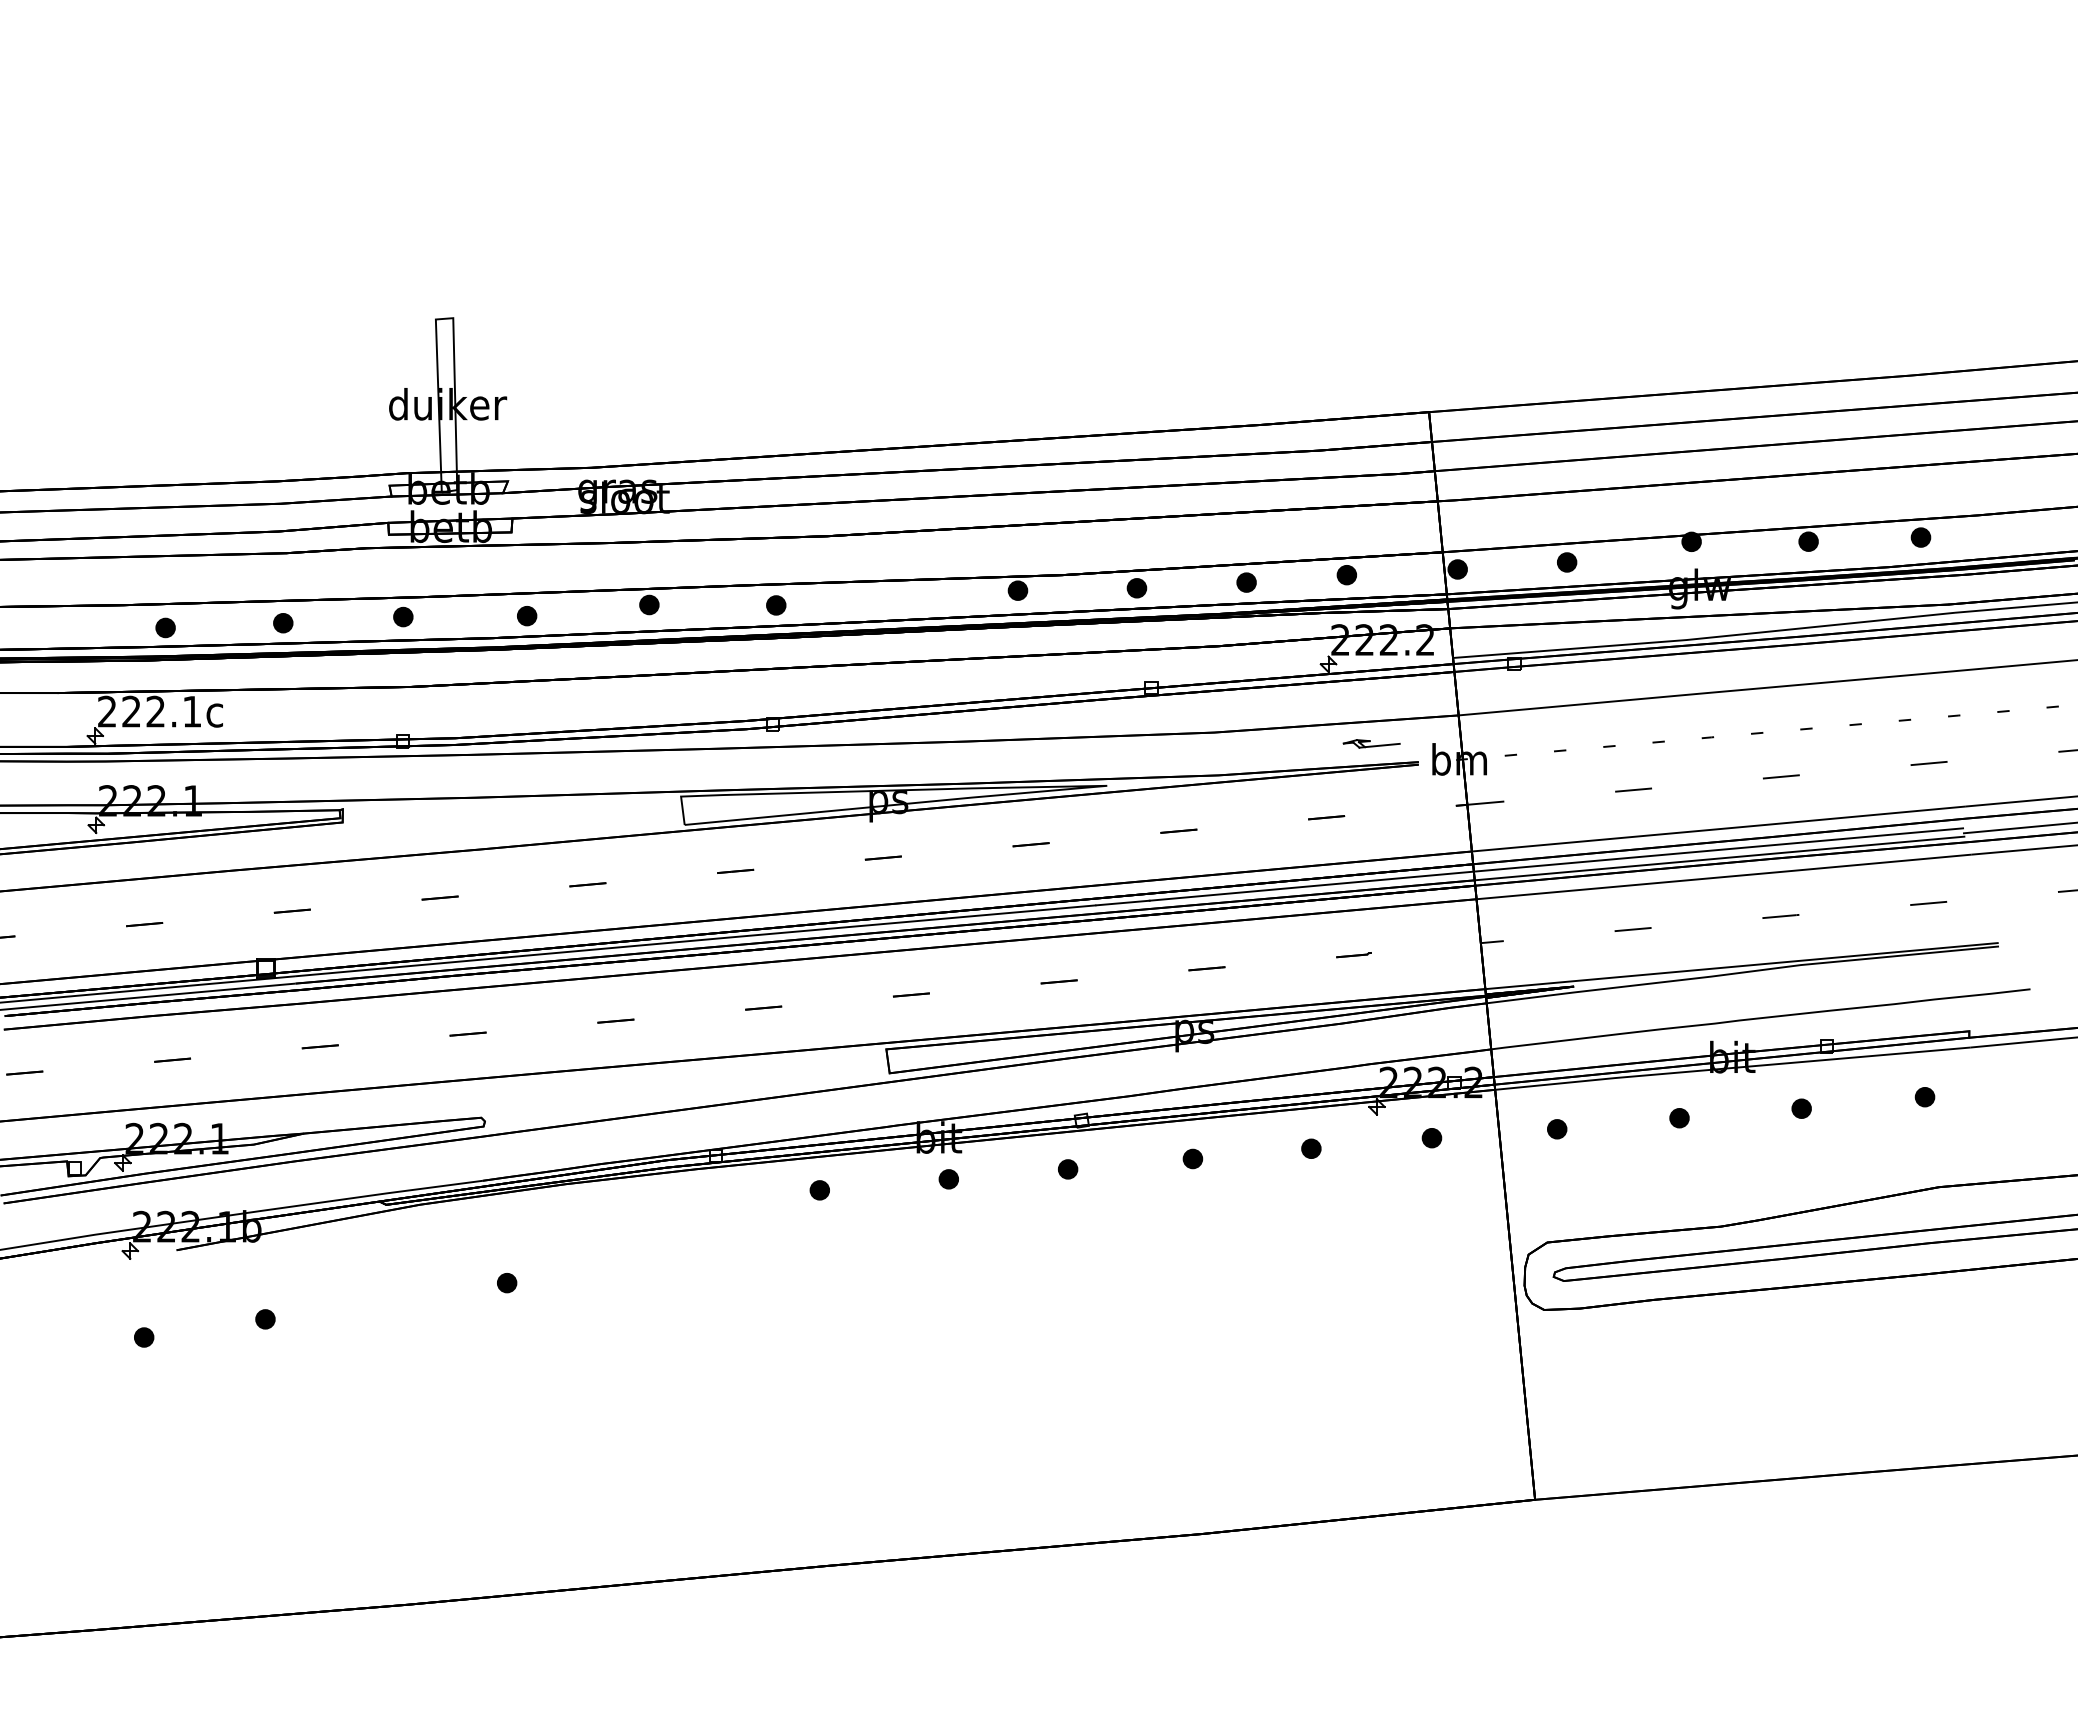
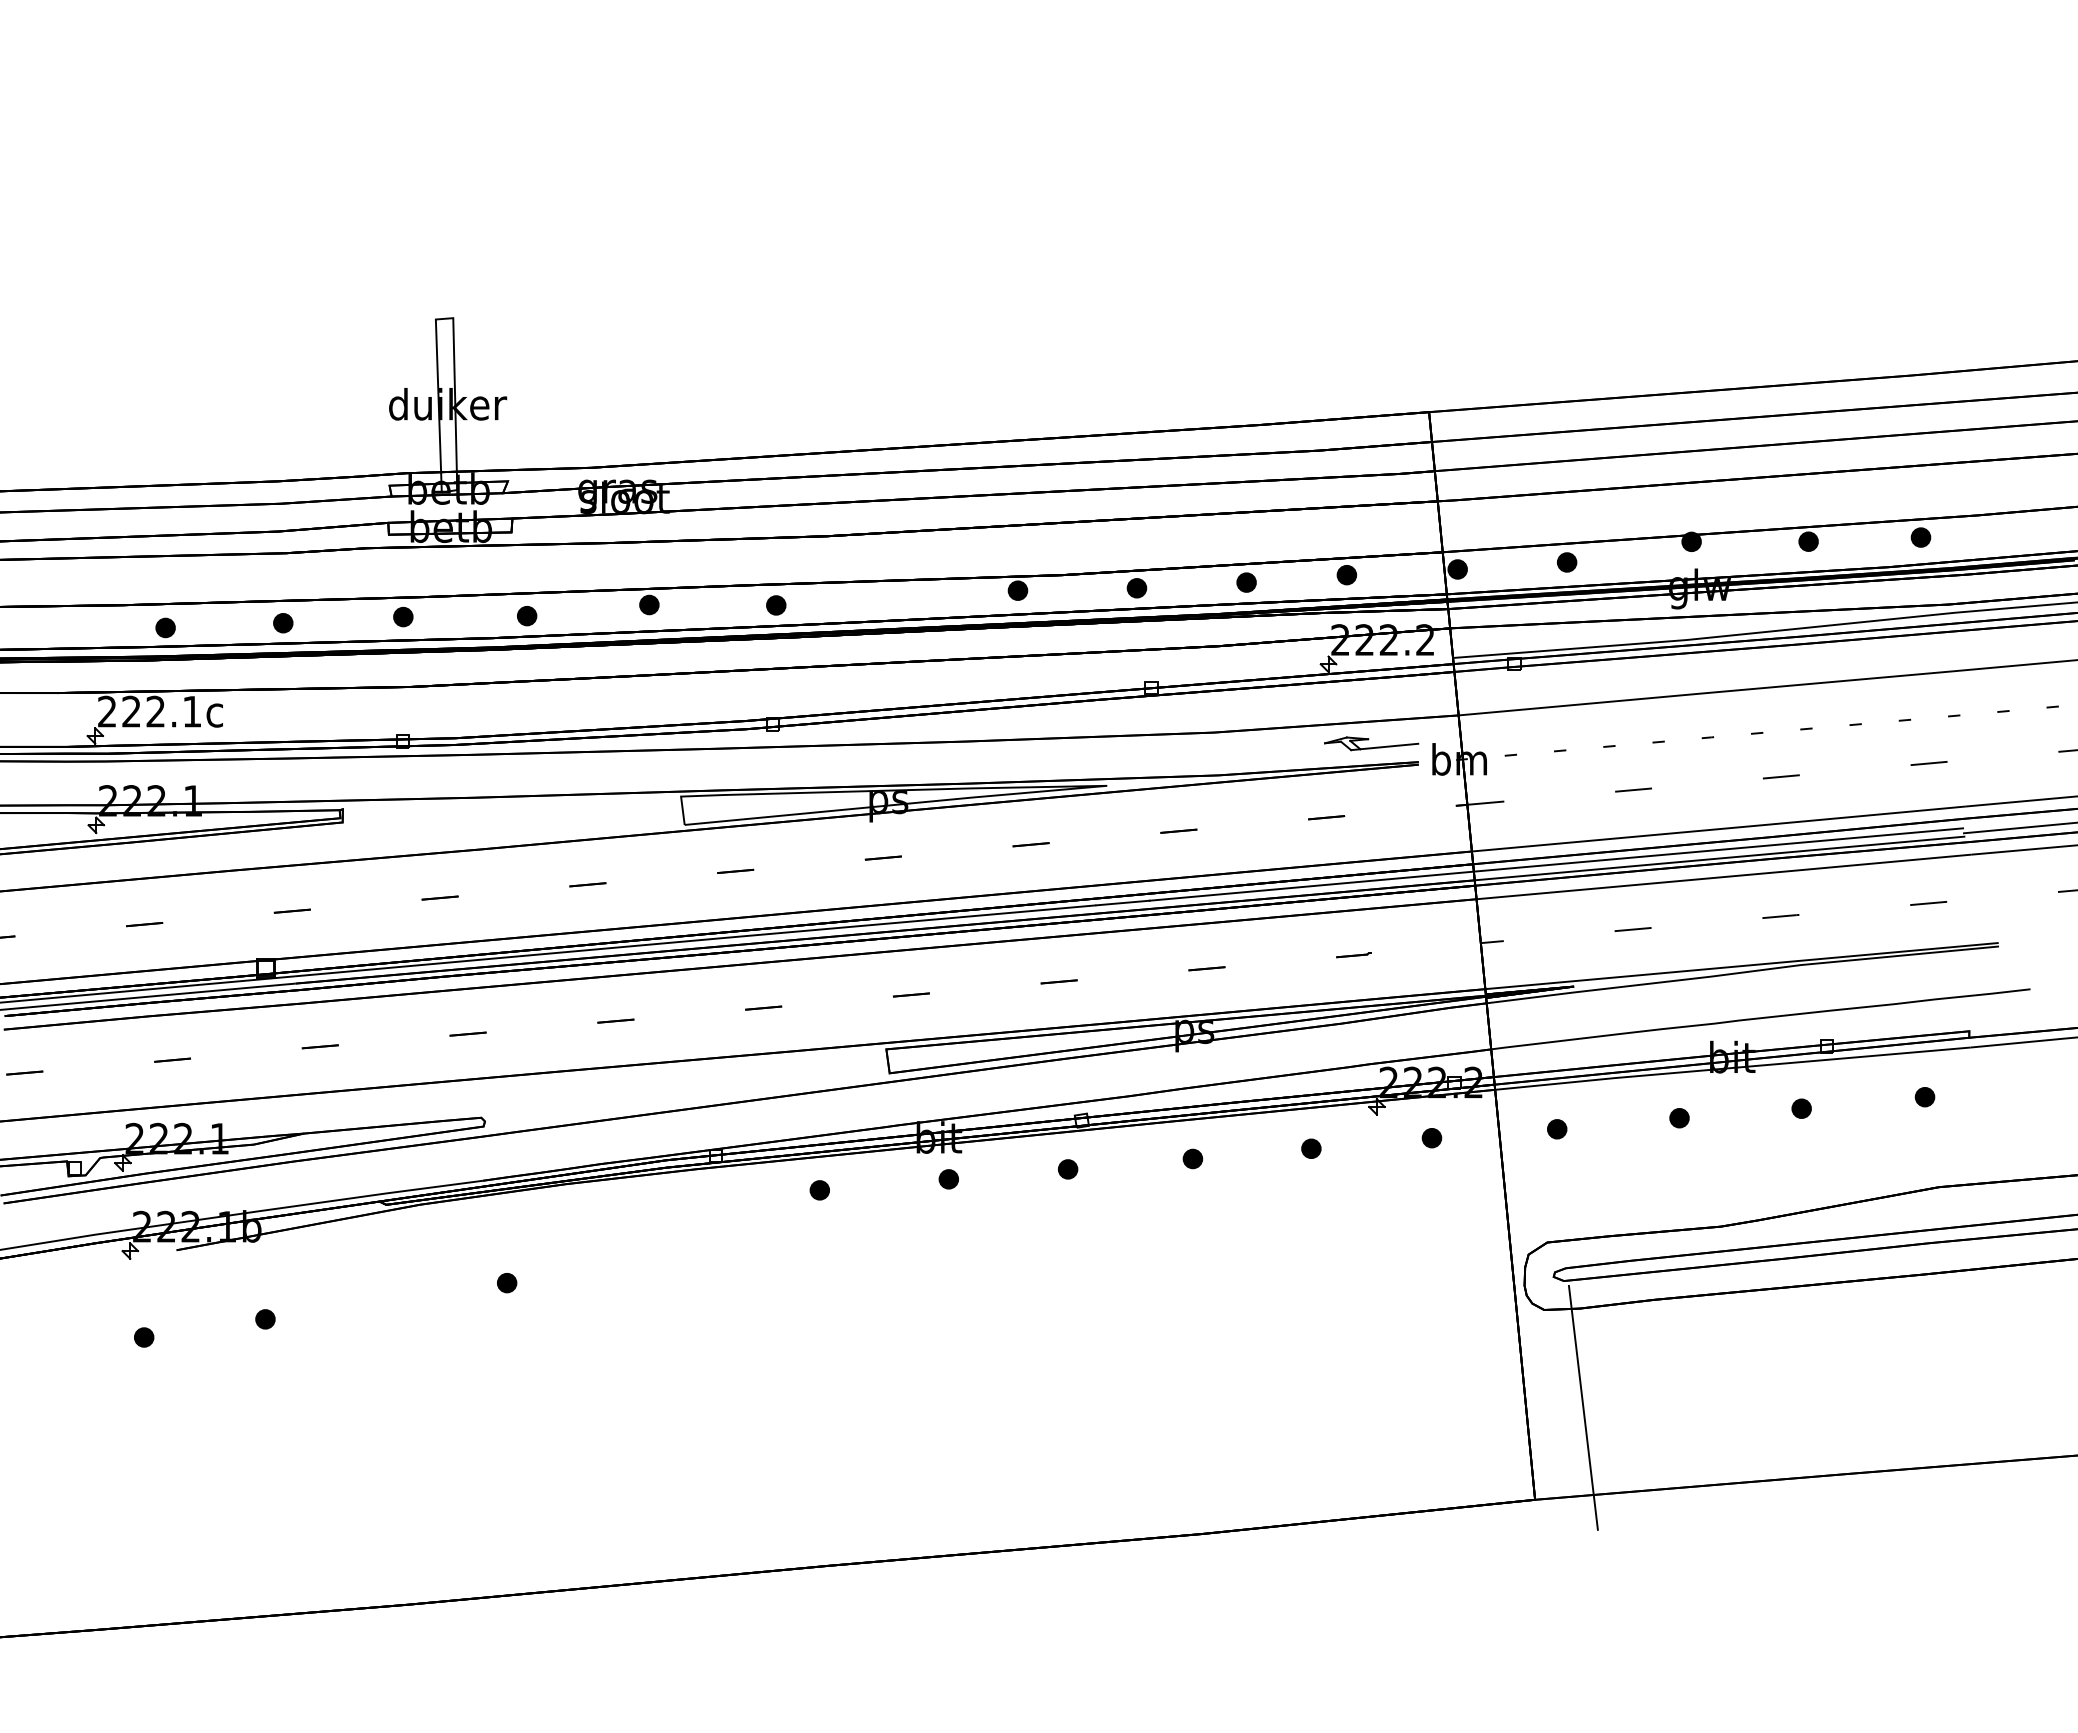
part size: 59x10 px -> 96x16 px (1371, 743)
line: none -> present (1582, 1407)
